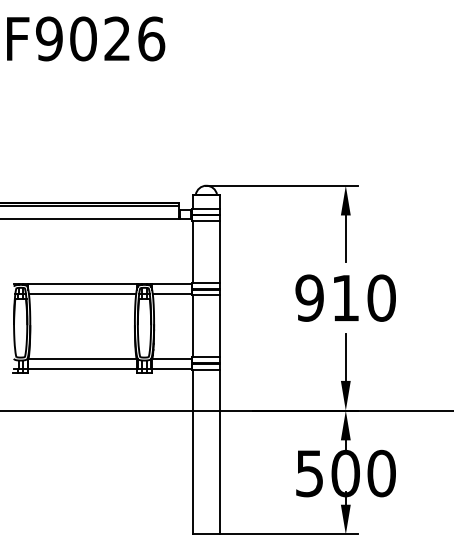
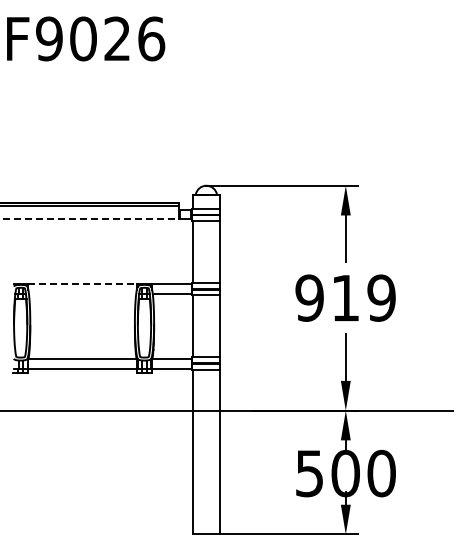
line: solid -> dashed (89, 219)
line: solid -> dashed (83, 284)
line: present -> none (82, 294)
text: 910 -> 919 (381, 297)
